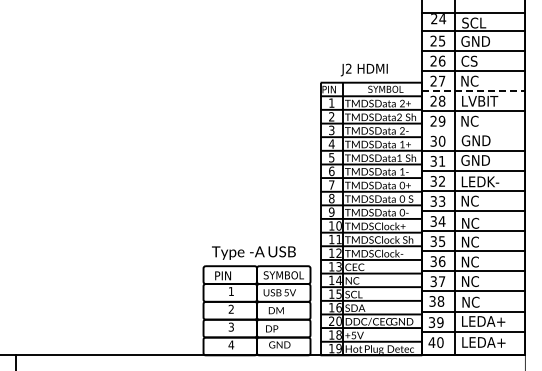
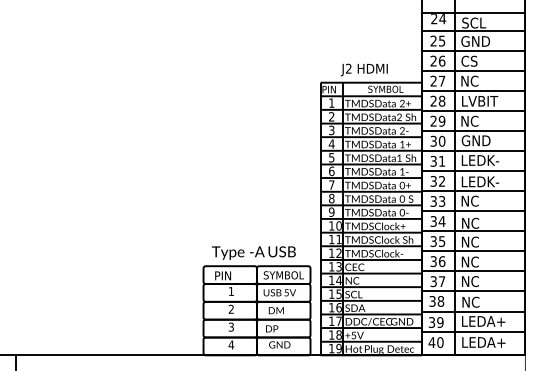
line: dashed -> solid (473, 91)
line: none -> present (473, 131)
text: GND -> LEDK- (480, 160)
text: 20 -> 17 (335, 321)
